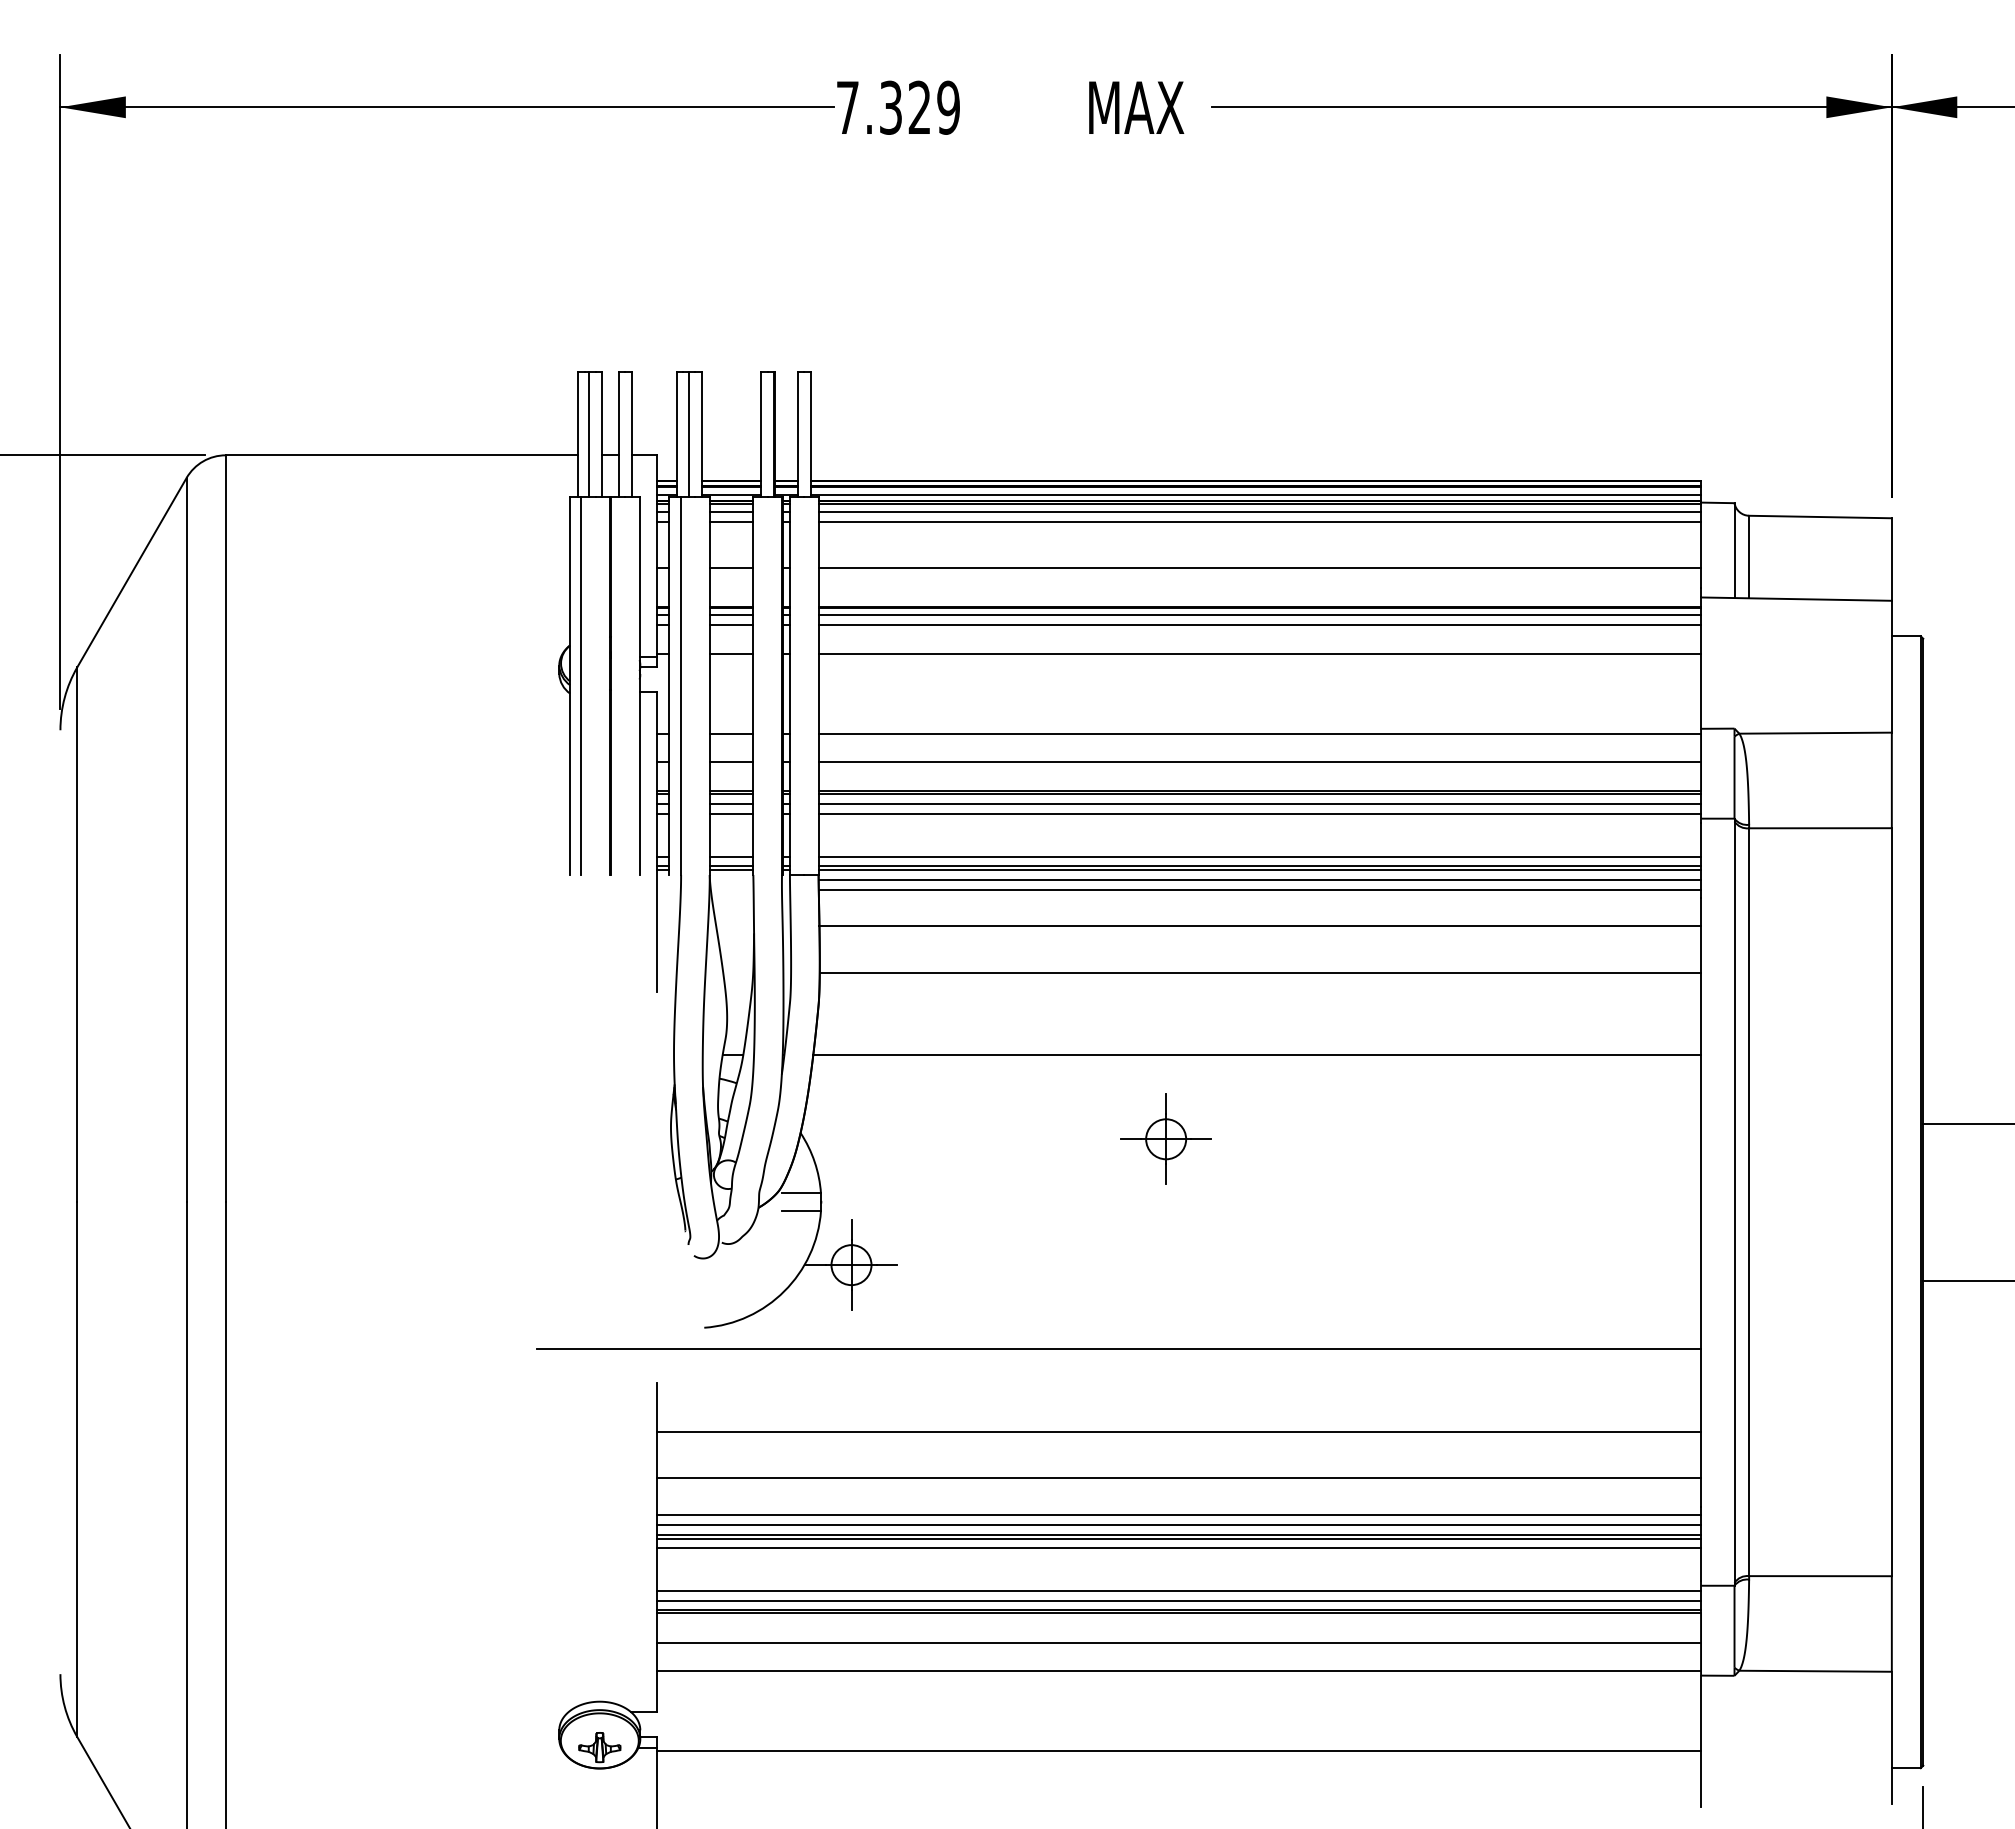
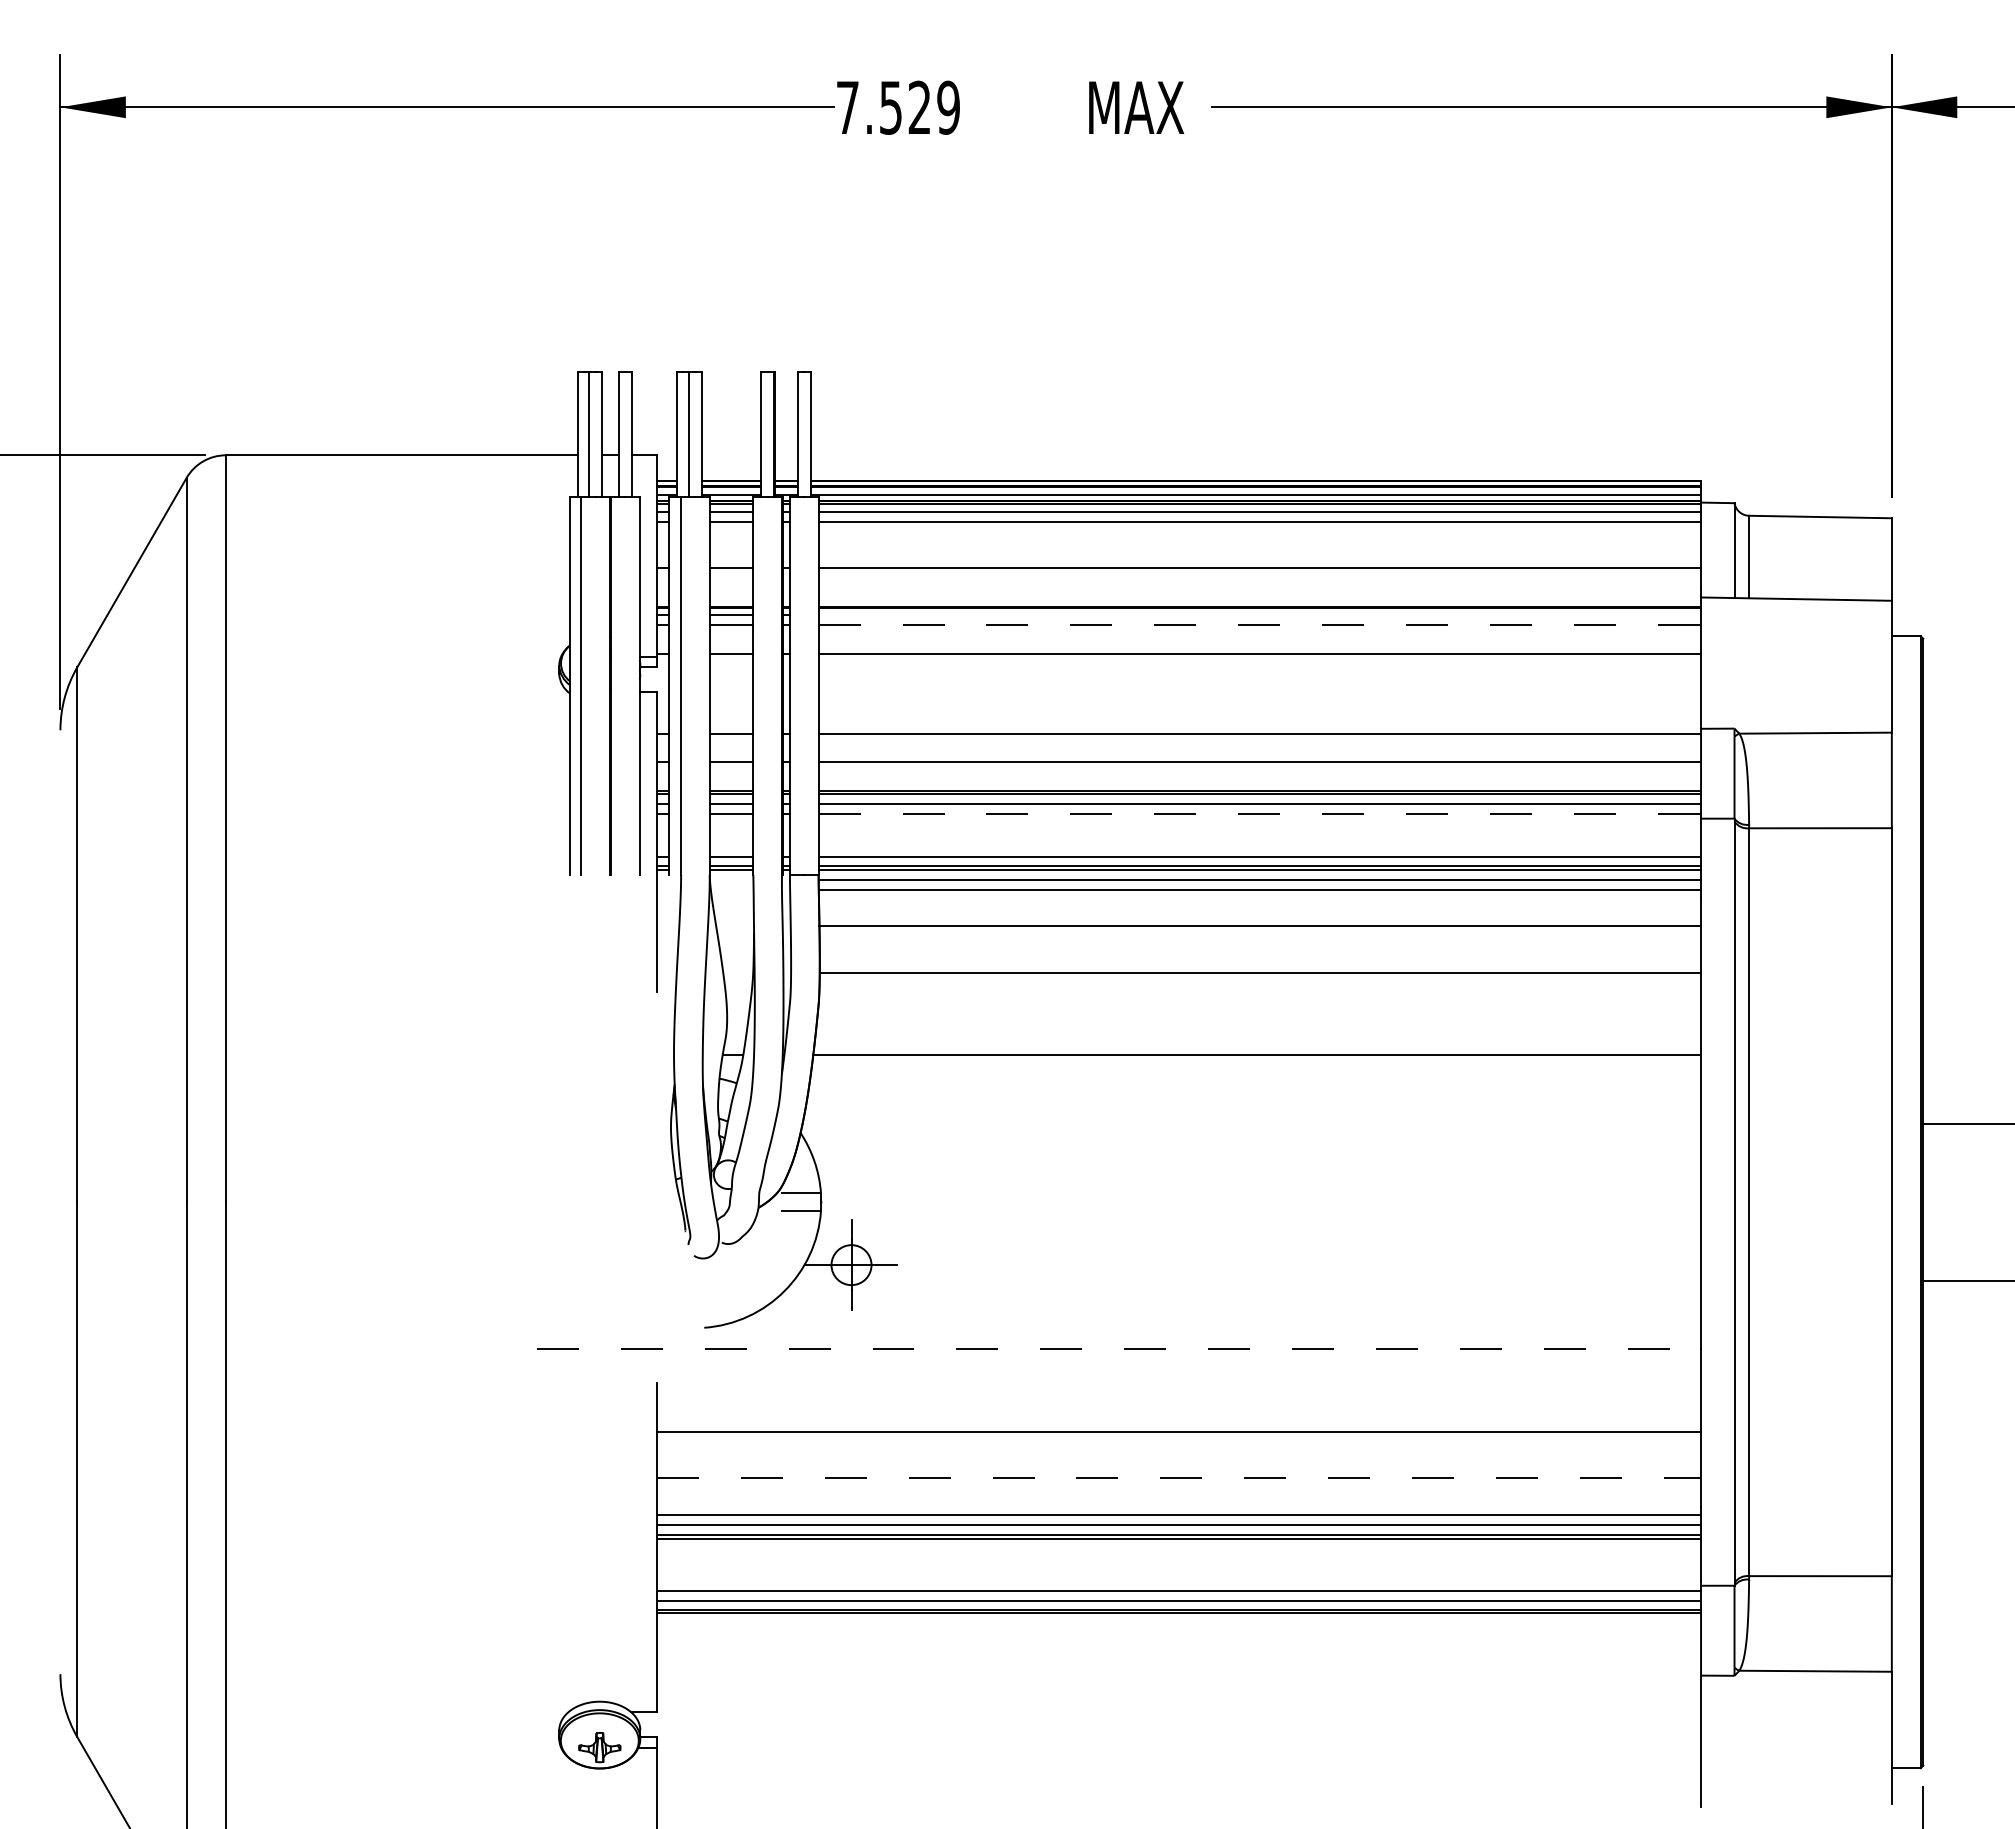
text: 7.329 -> 7.529 (890, 107)
line: present -> none (1259, 614)
line: solid -> dashed (1260, 624)
line: solid -> dashed (1260, 813)
part: present -> none (1165, 1138)
line: solid -> dashed (1119, 1349)
line: solid -> dashed (1179, 1478)
line: present -> none (1178, 1547)
line: present -> none (1178, 1642)
line: present -> none (1178, 1670)
line: present -> none (1178, 1750)
